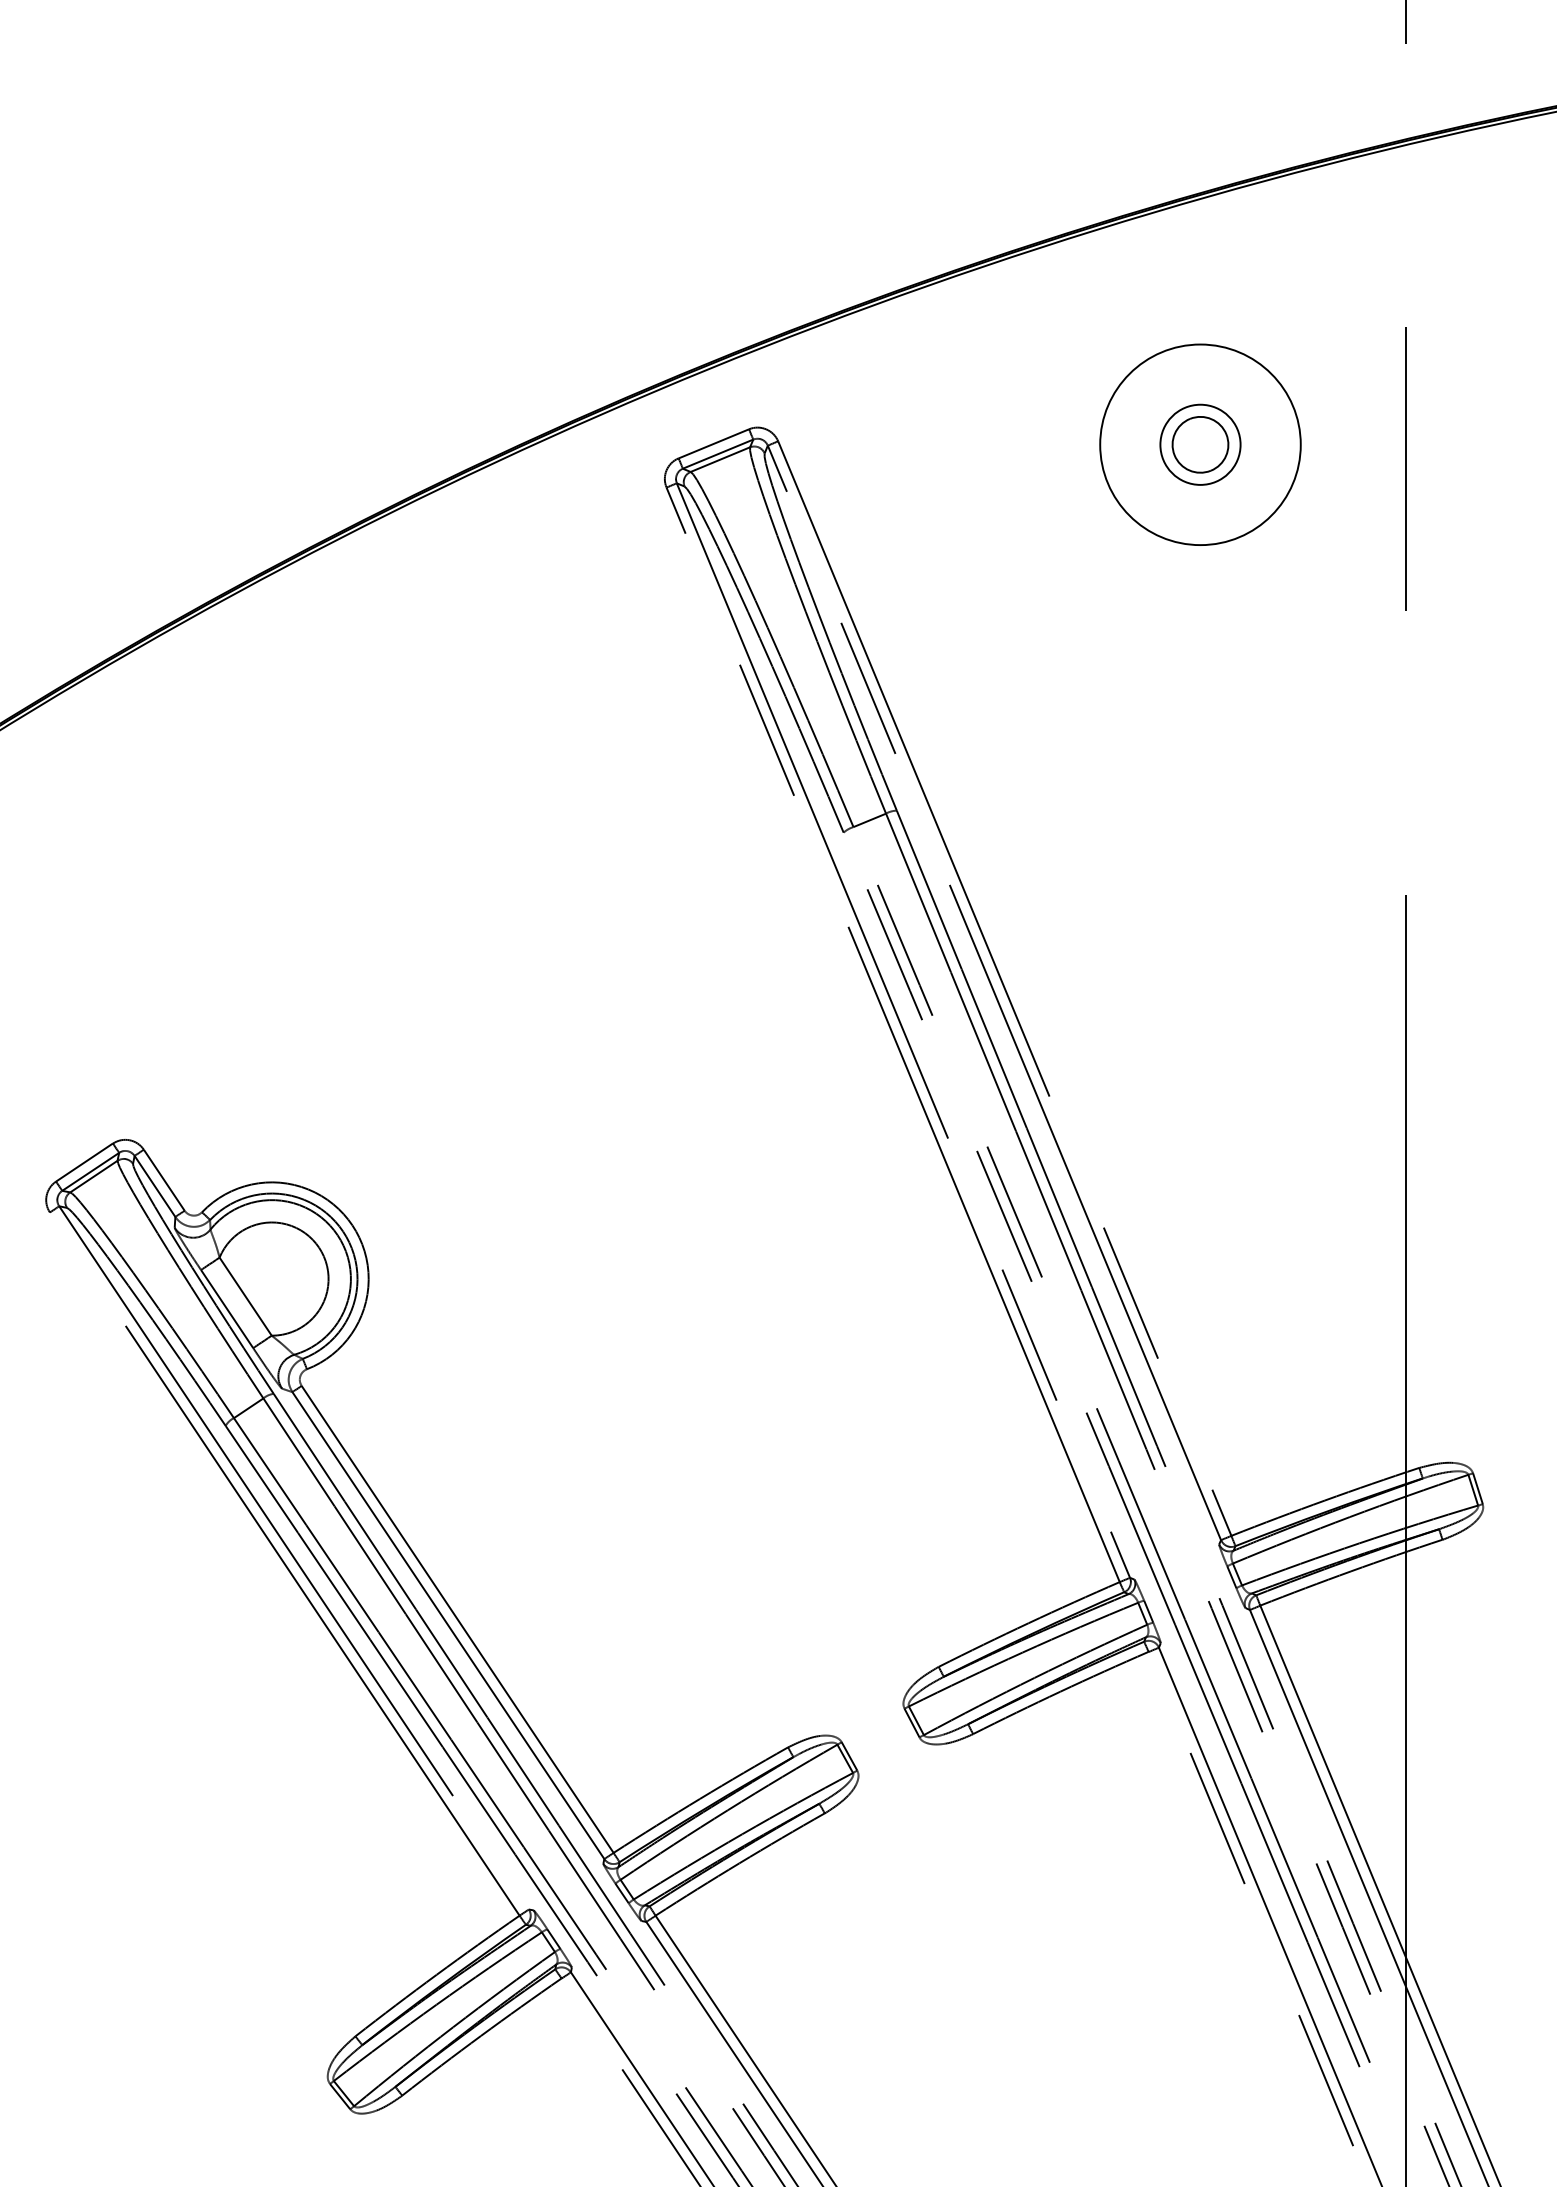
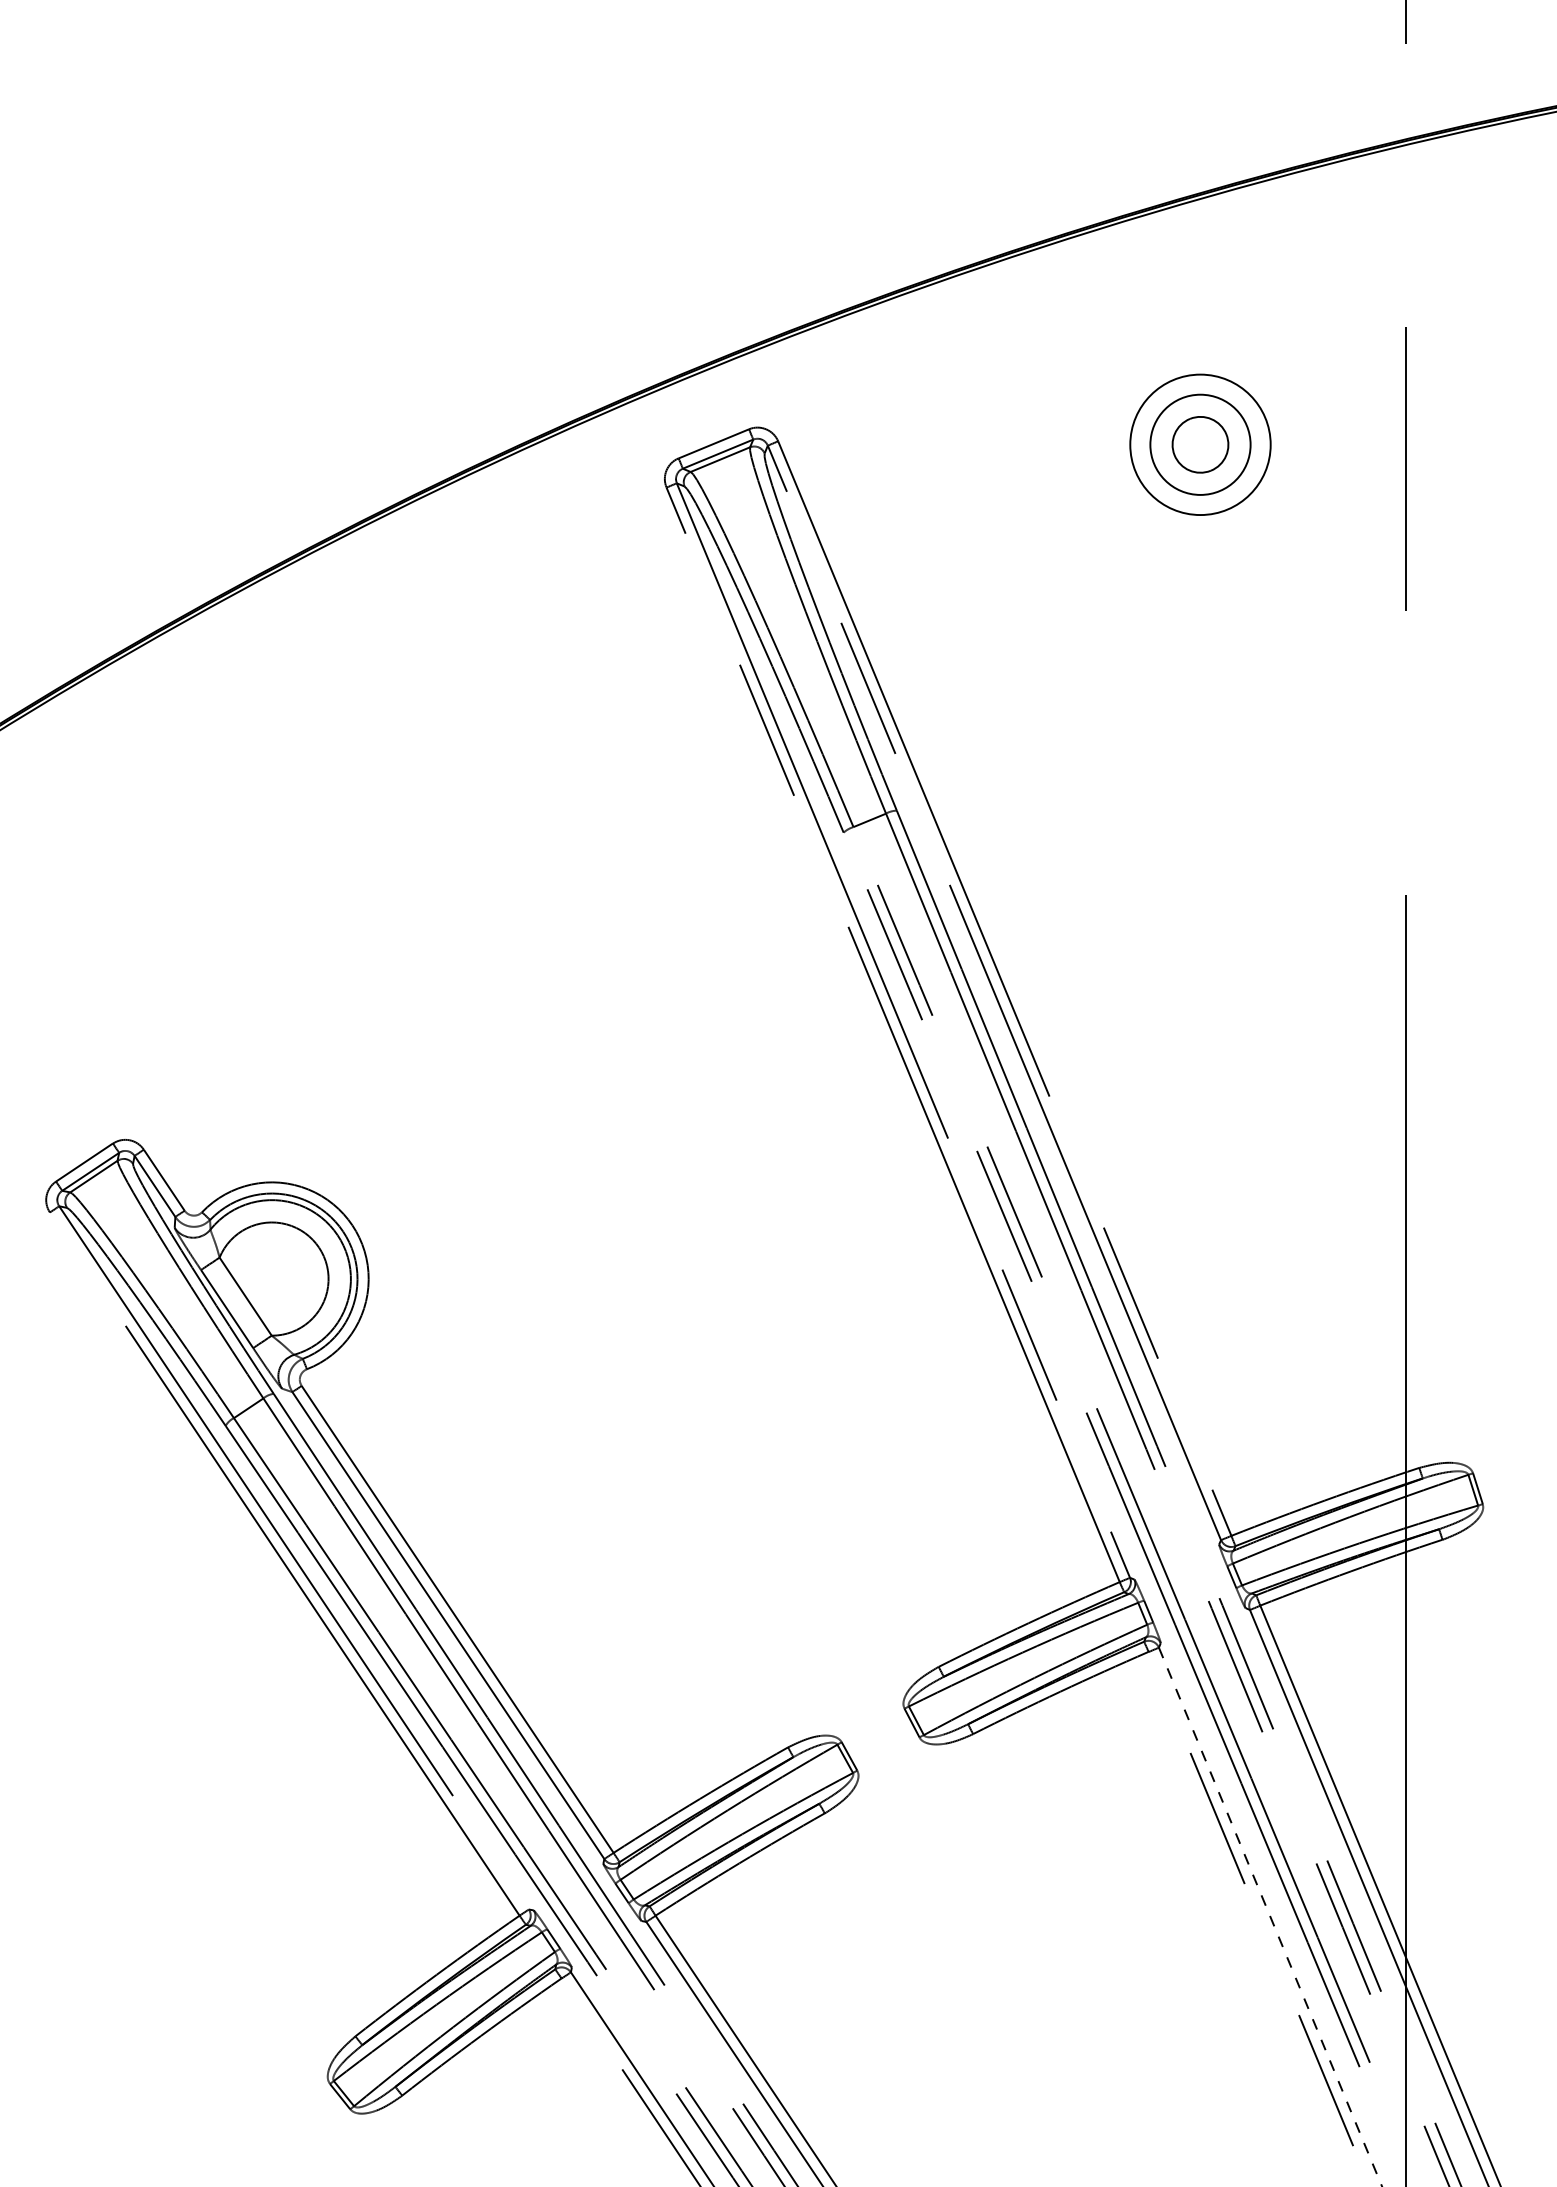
circle diameter: 201 px -> 140 px (1200, 444)
circle diameter: 80 px -> 100 px (1200, 444)
line: solid -> dashed (1270, 1917)
